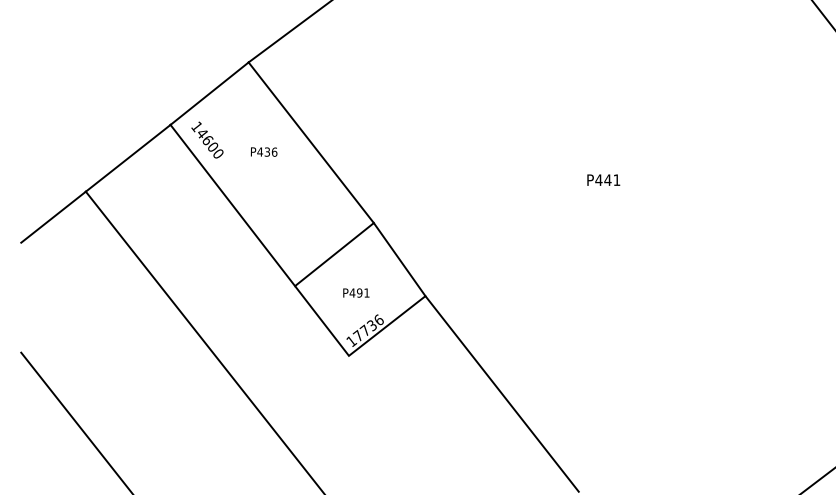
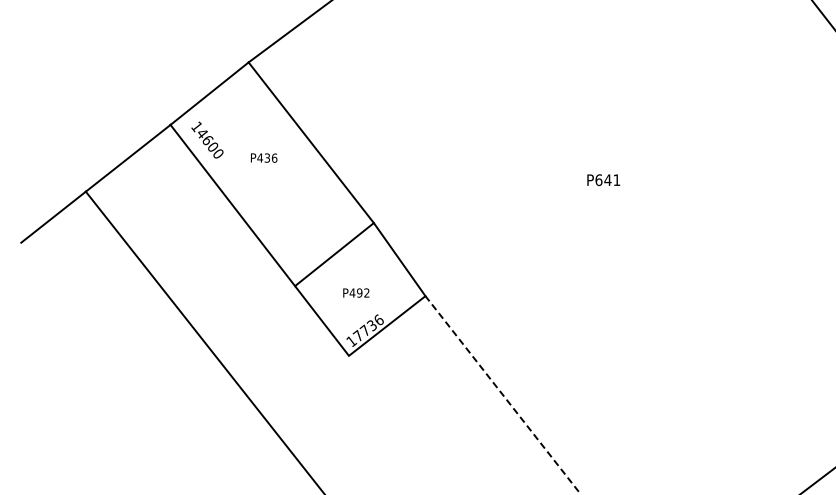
text position: (263, 151) -> (263, 157) (263, 157)
text: P441 -> P641 (598, 180)
text: P491 -> P492 (366, 292)
line: solid -> dashed (501, 393)
line: present -> none (76, 421)
